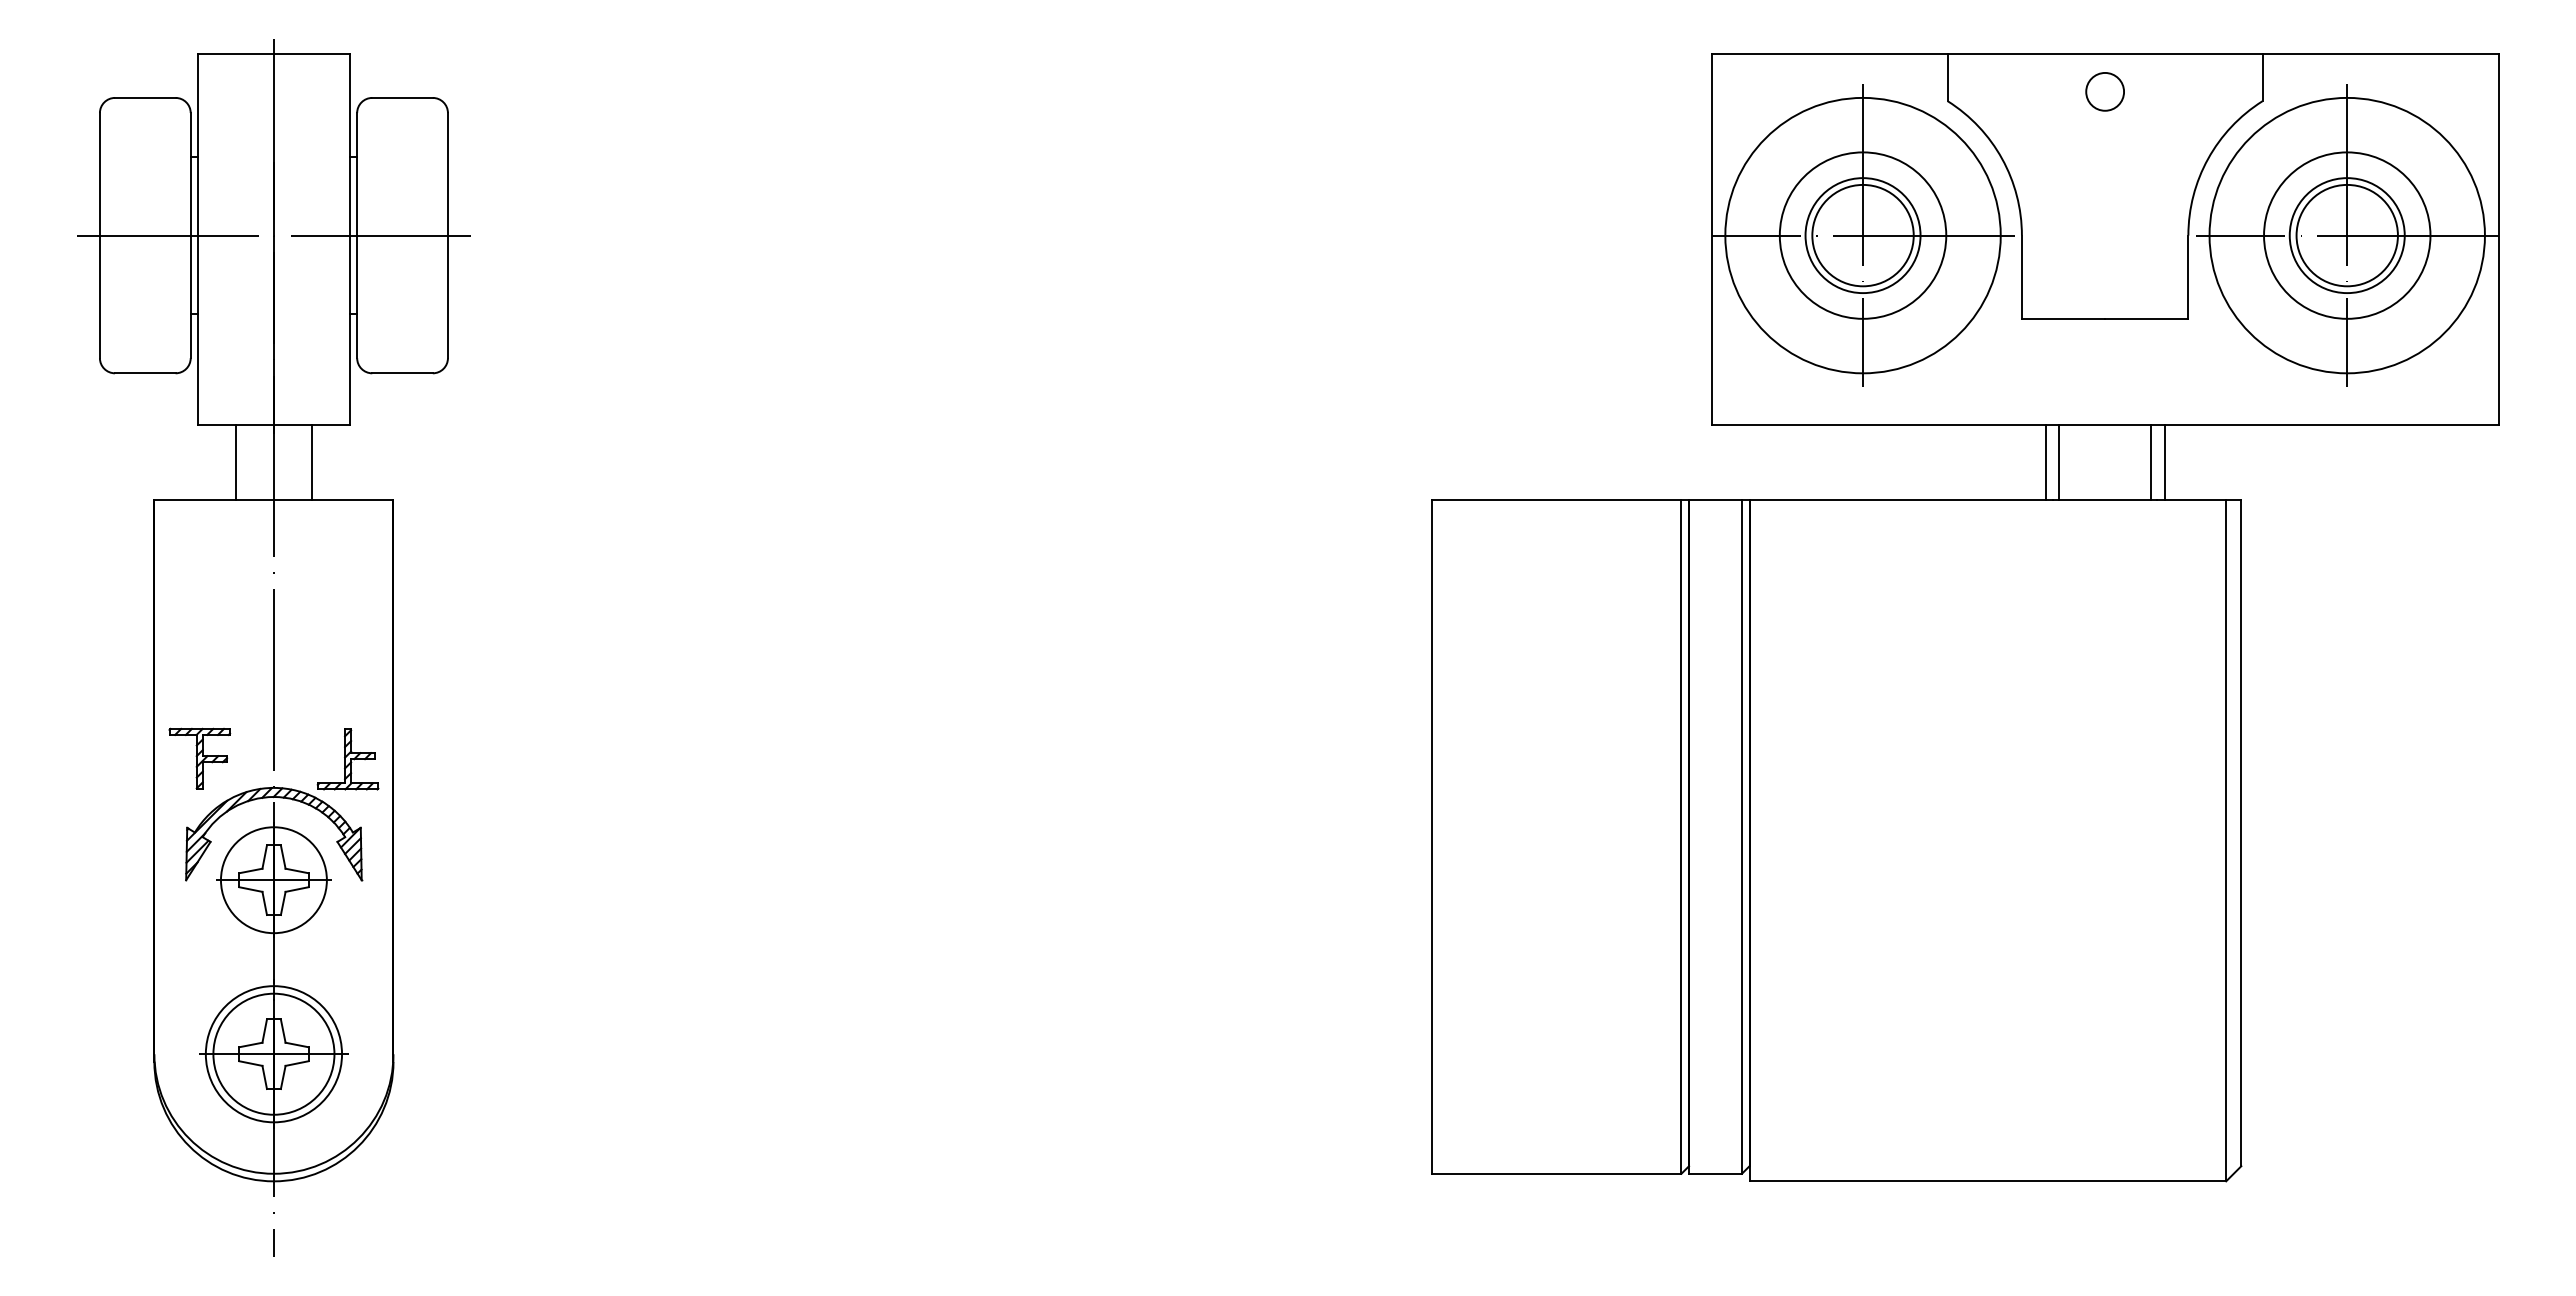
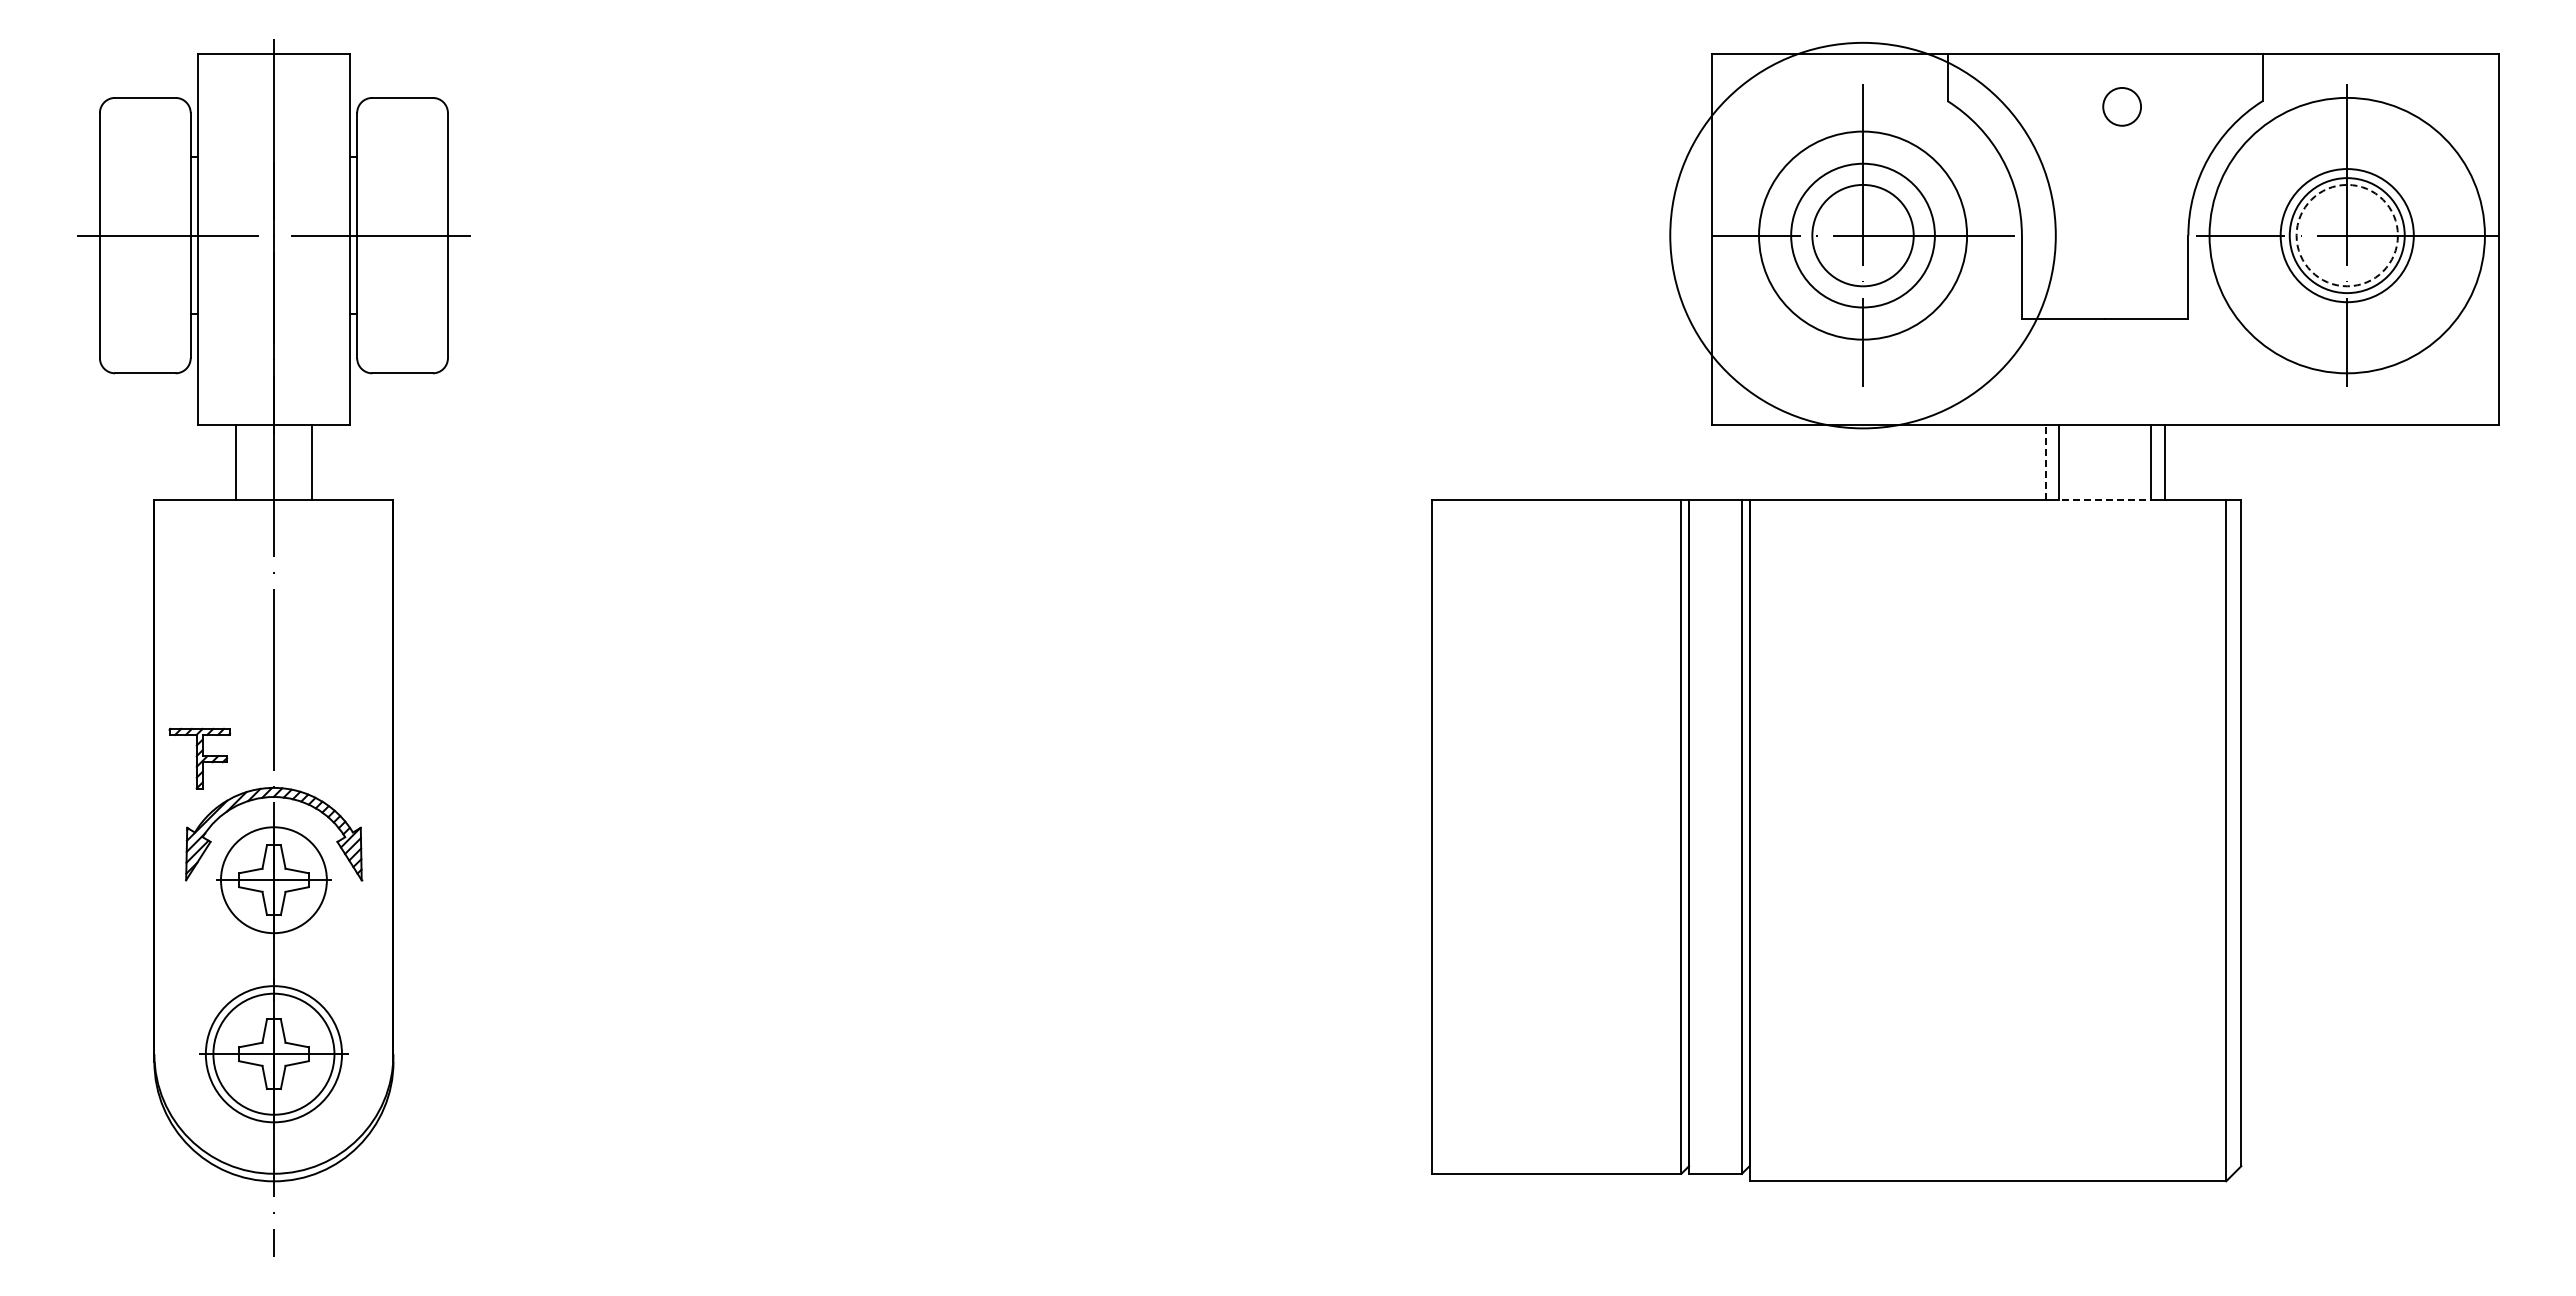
circle position: (2104, 91) -> (2121, 106) (2121, 106)
circle diameter: 115 px -> 144 px (1862, 235)
circle diameter: 166 px -> 208 px (1863, 235)
circle diameter: 275 px -> 386 px (1862, 235)
circle: solid -> dashed (2346, 235)
circle diameter: 166 px -> 133 px (2346, 235)
line: solid -> dashed (2045, 462)
line: solid -> dashed (2105, 500)
part: present -> none (347, 759)
